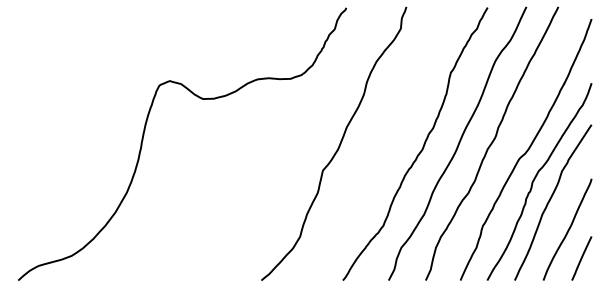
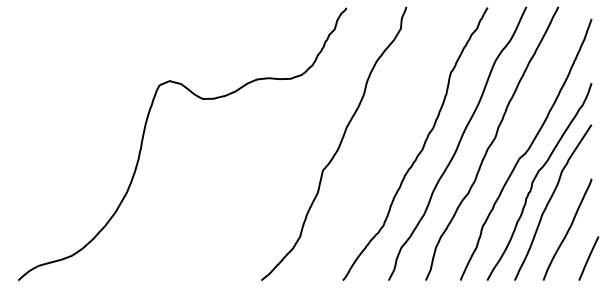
line position: (581, 258) -> (588, 258) (588, 258)
